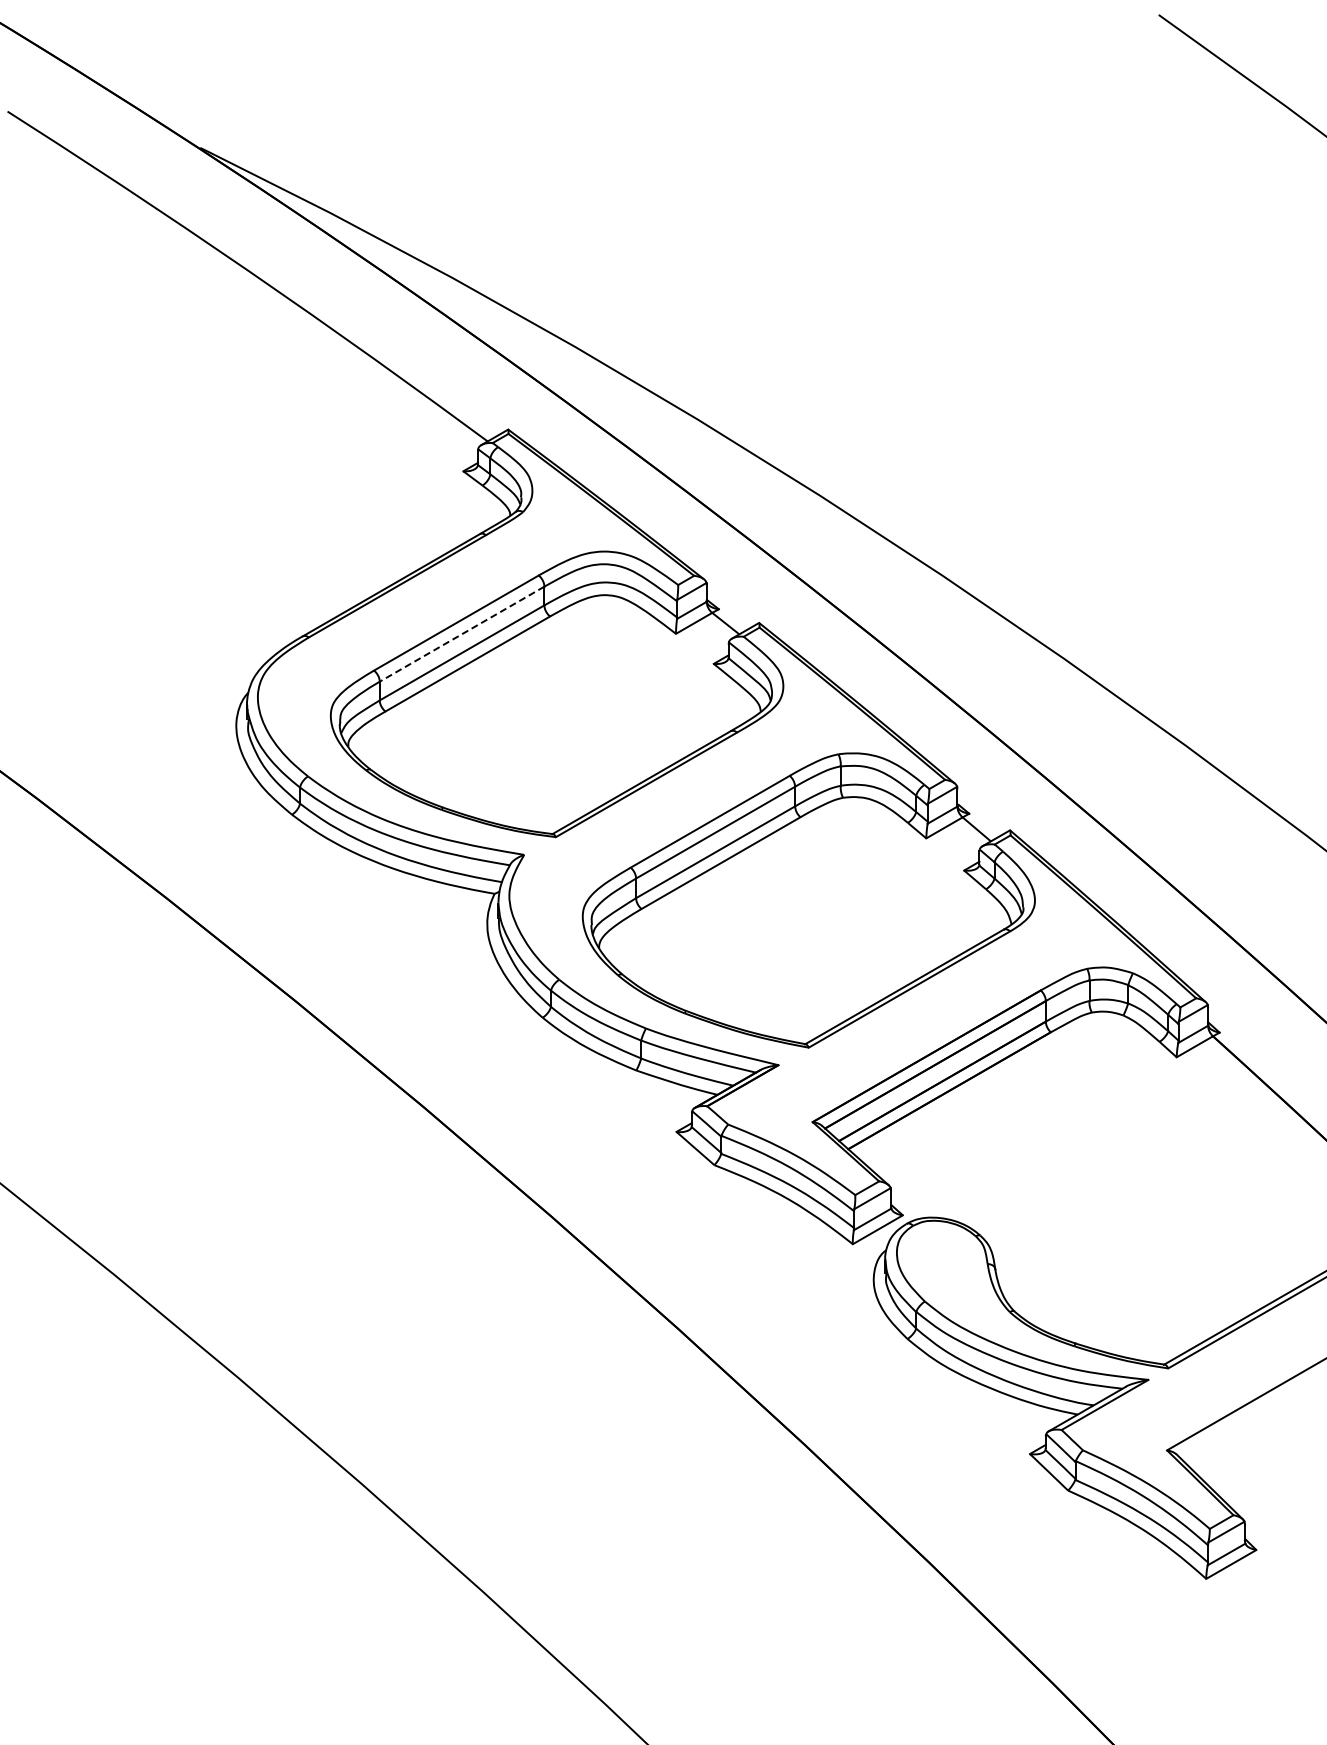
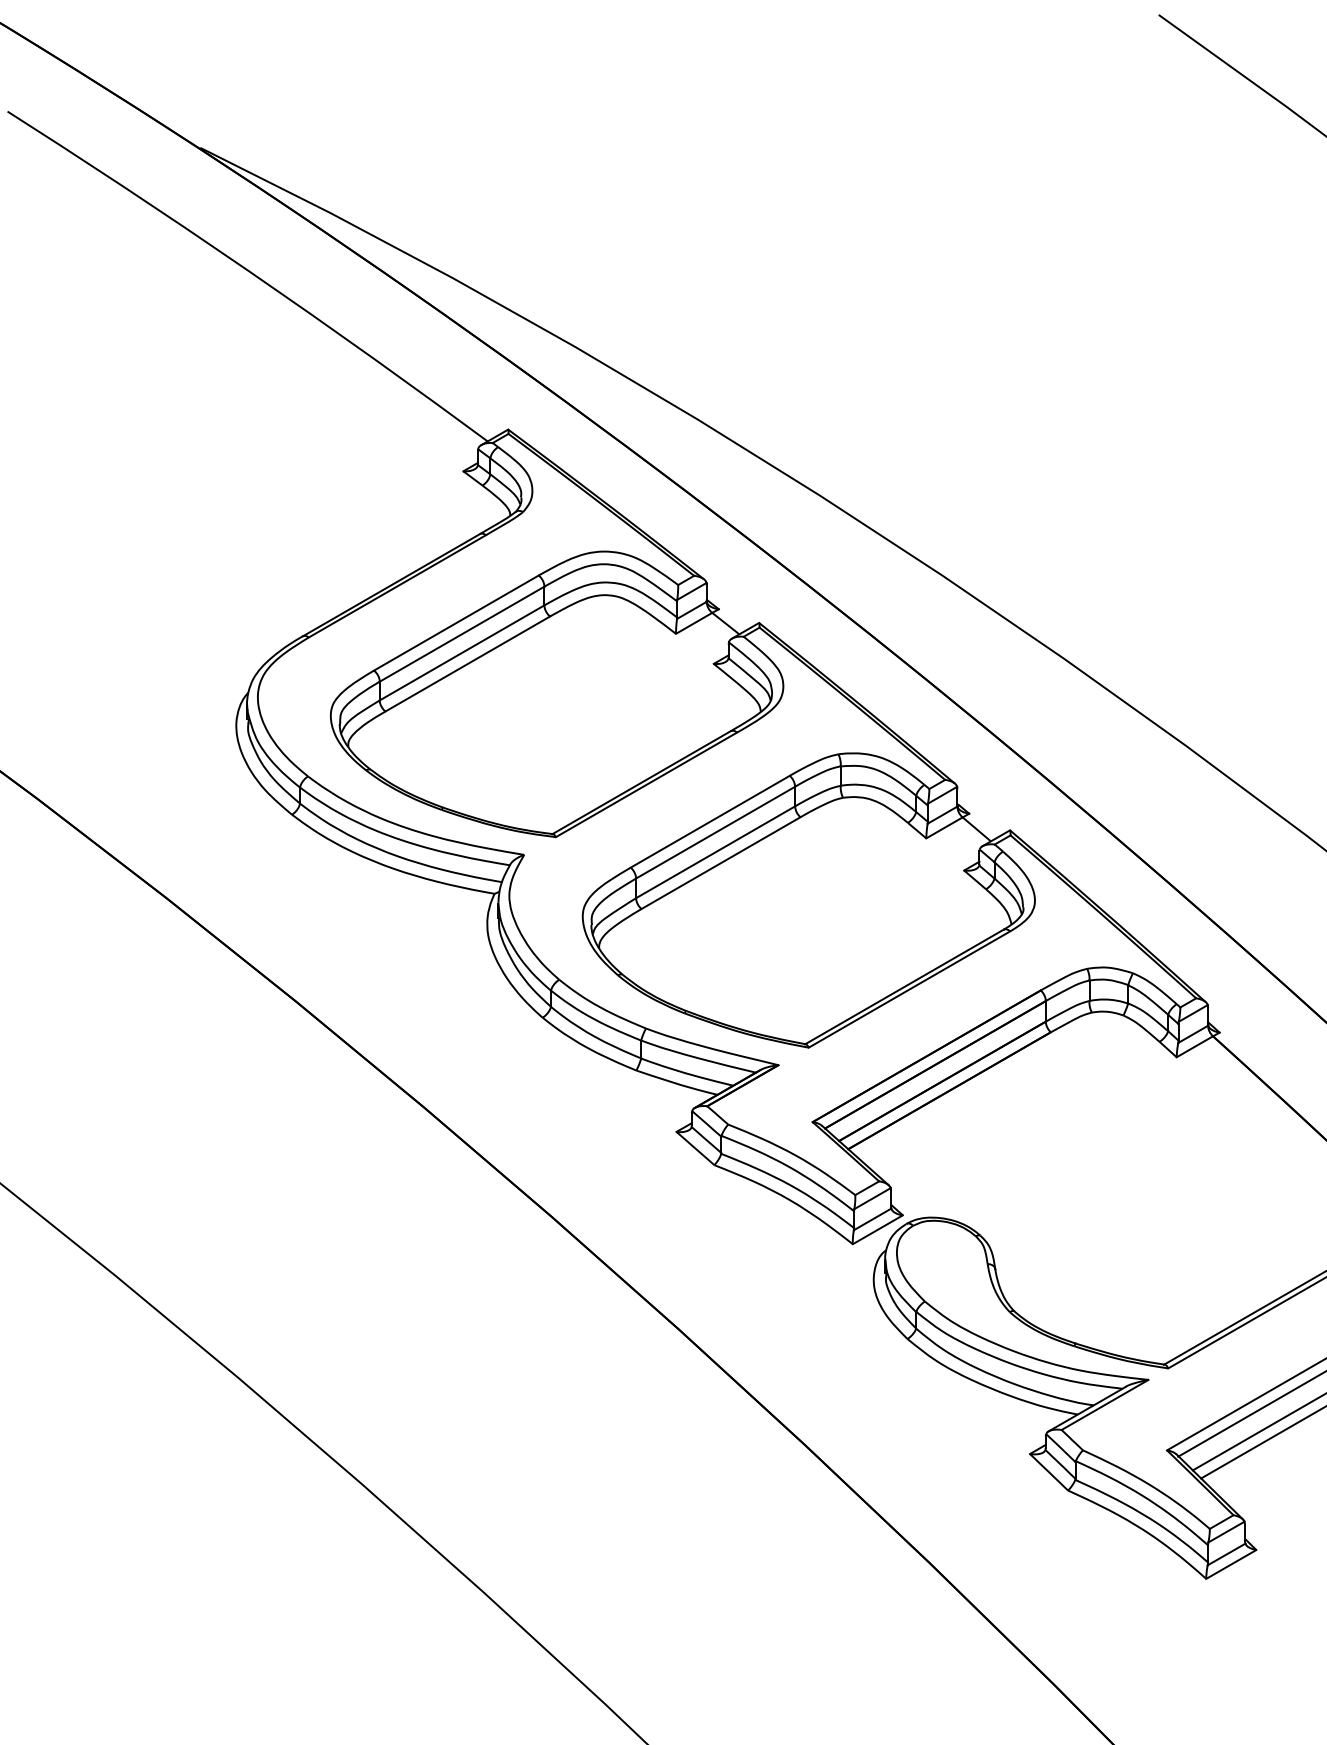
line: dashed -> solid (461, 634)
line: none -> present (1250, 1414)
line: none -> present (1257, 1432)
line: none -> present (1262, 1442)
